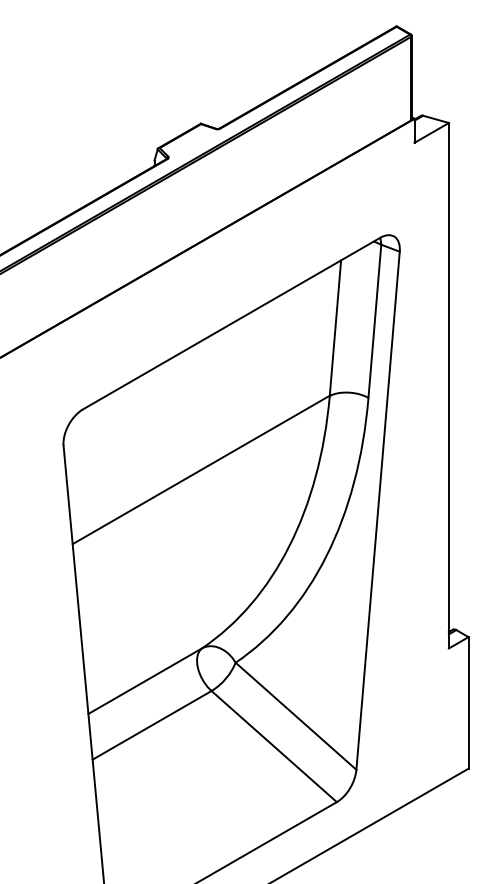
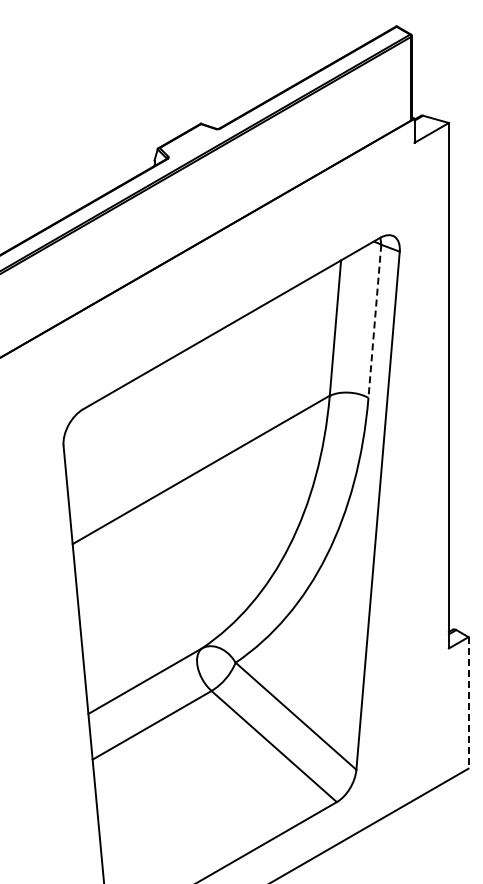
line: solid -> dashed (374, 321)
line: solid -> dashed (468, 702)
